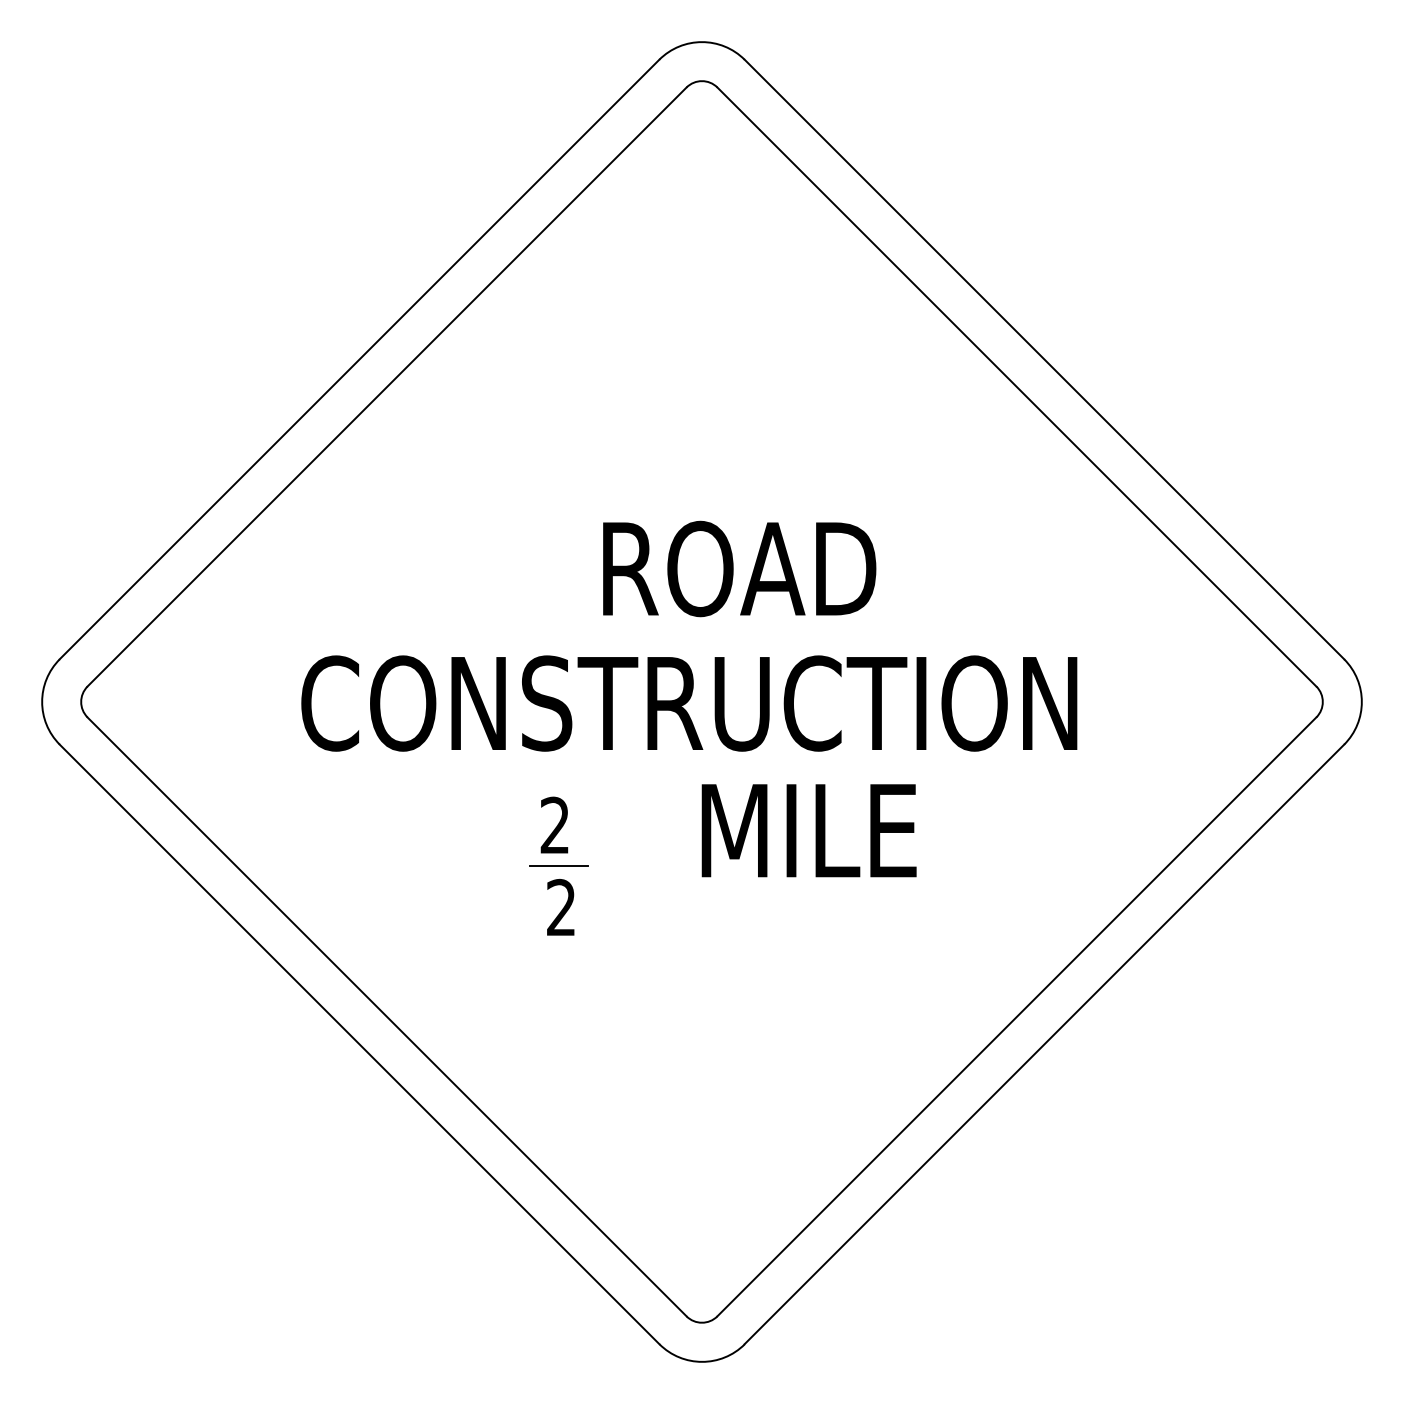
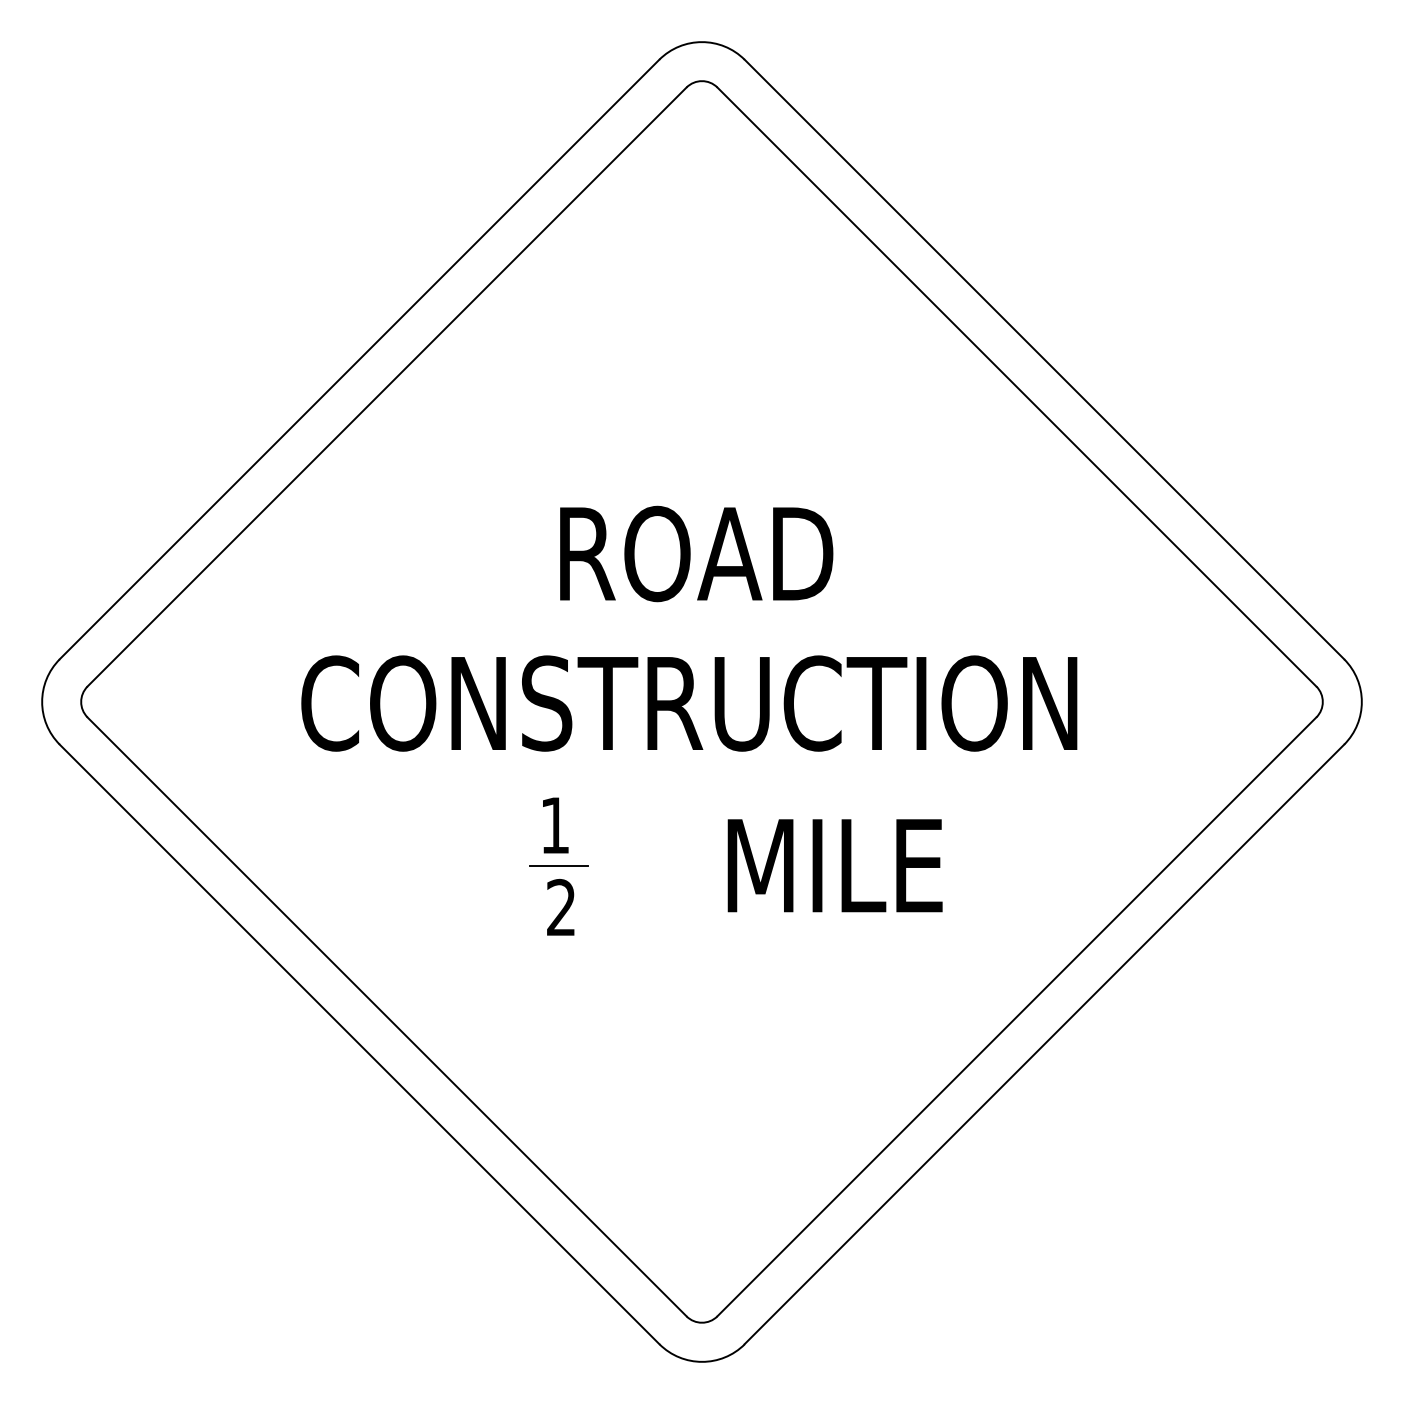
text position: (739, 568) -> (696, 553) (696, 553)
text: 2 -> 1 (554, 824)
text position: (808, 830) -> (834, 865) (834, 865)
